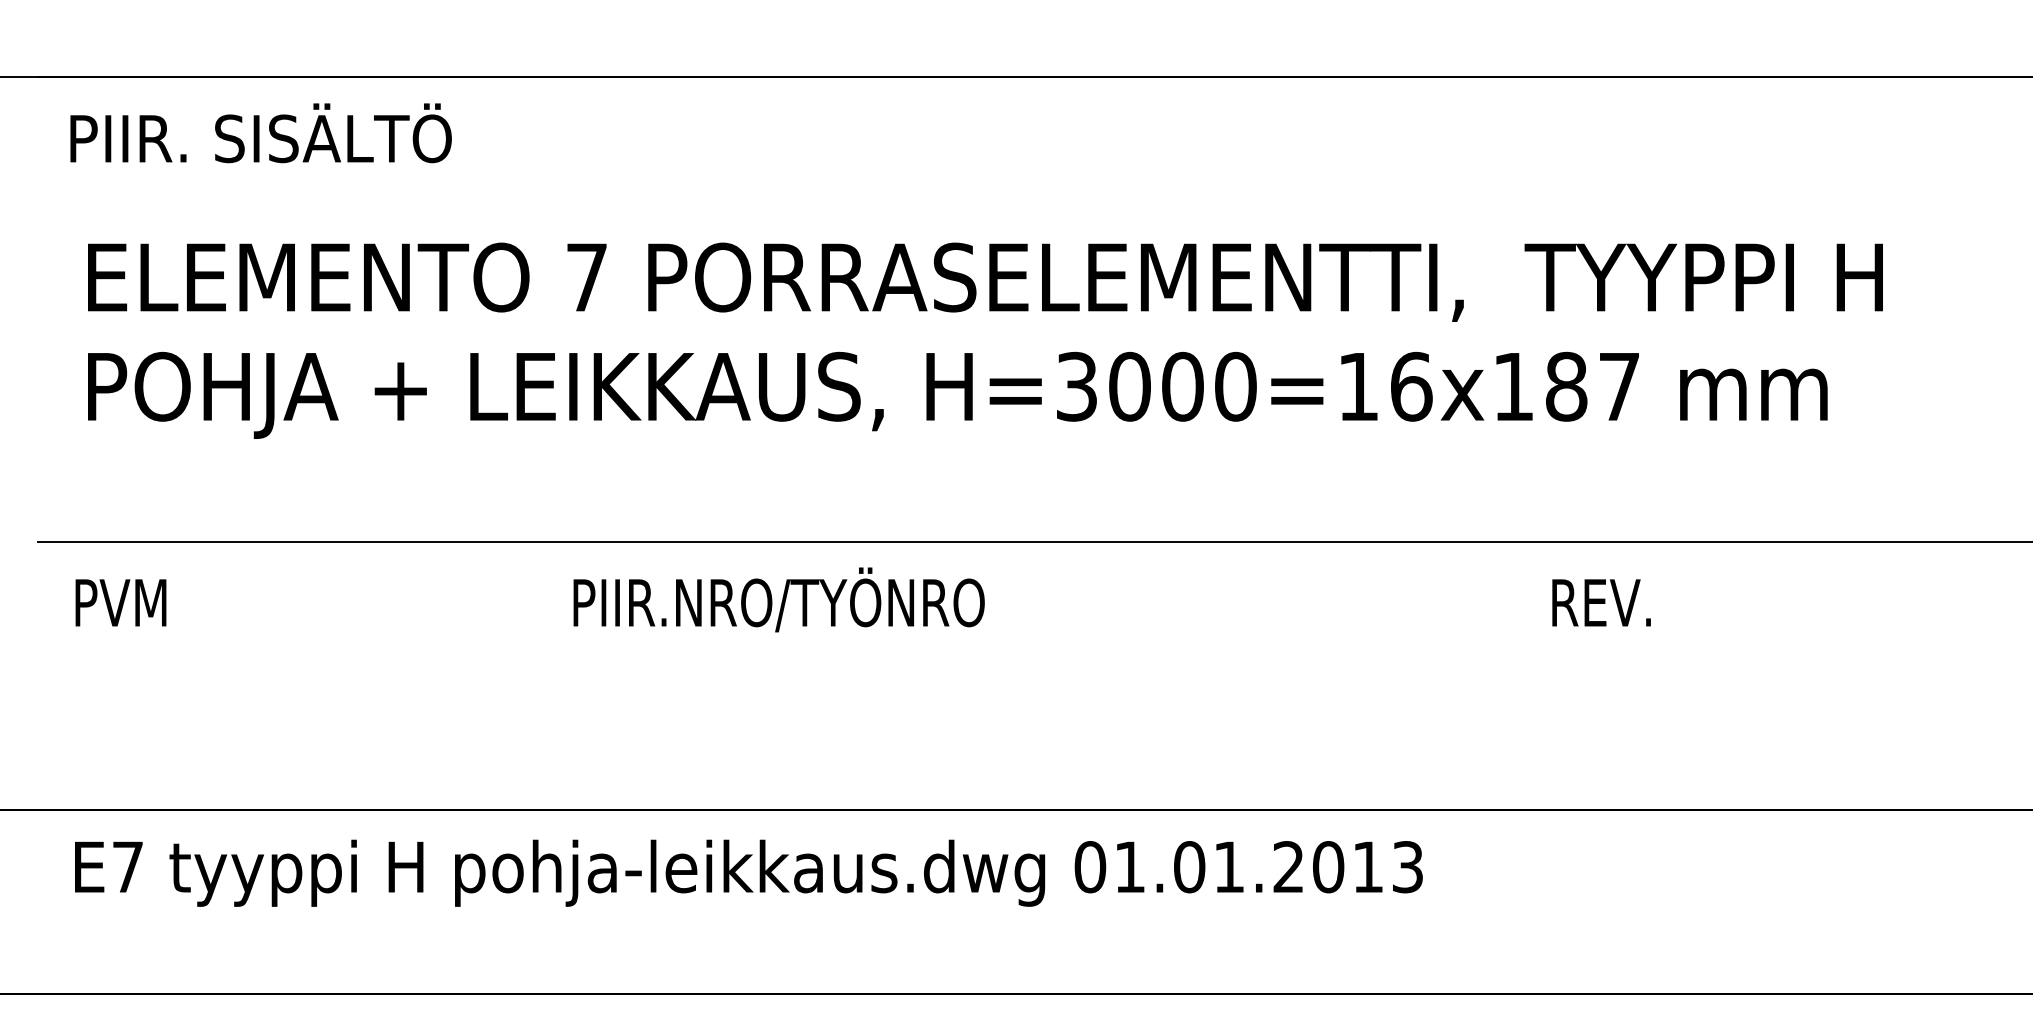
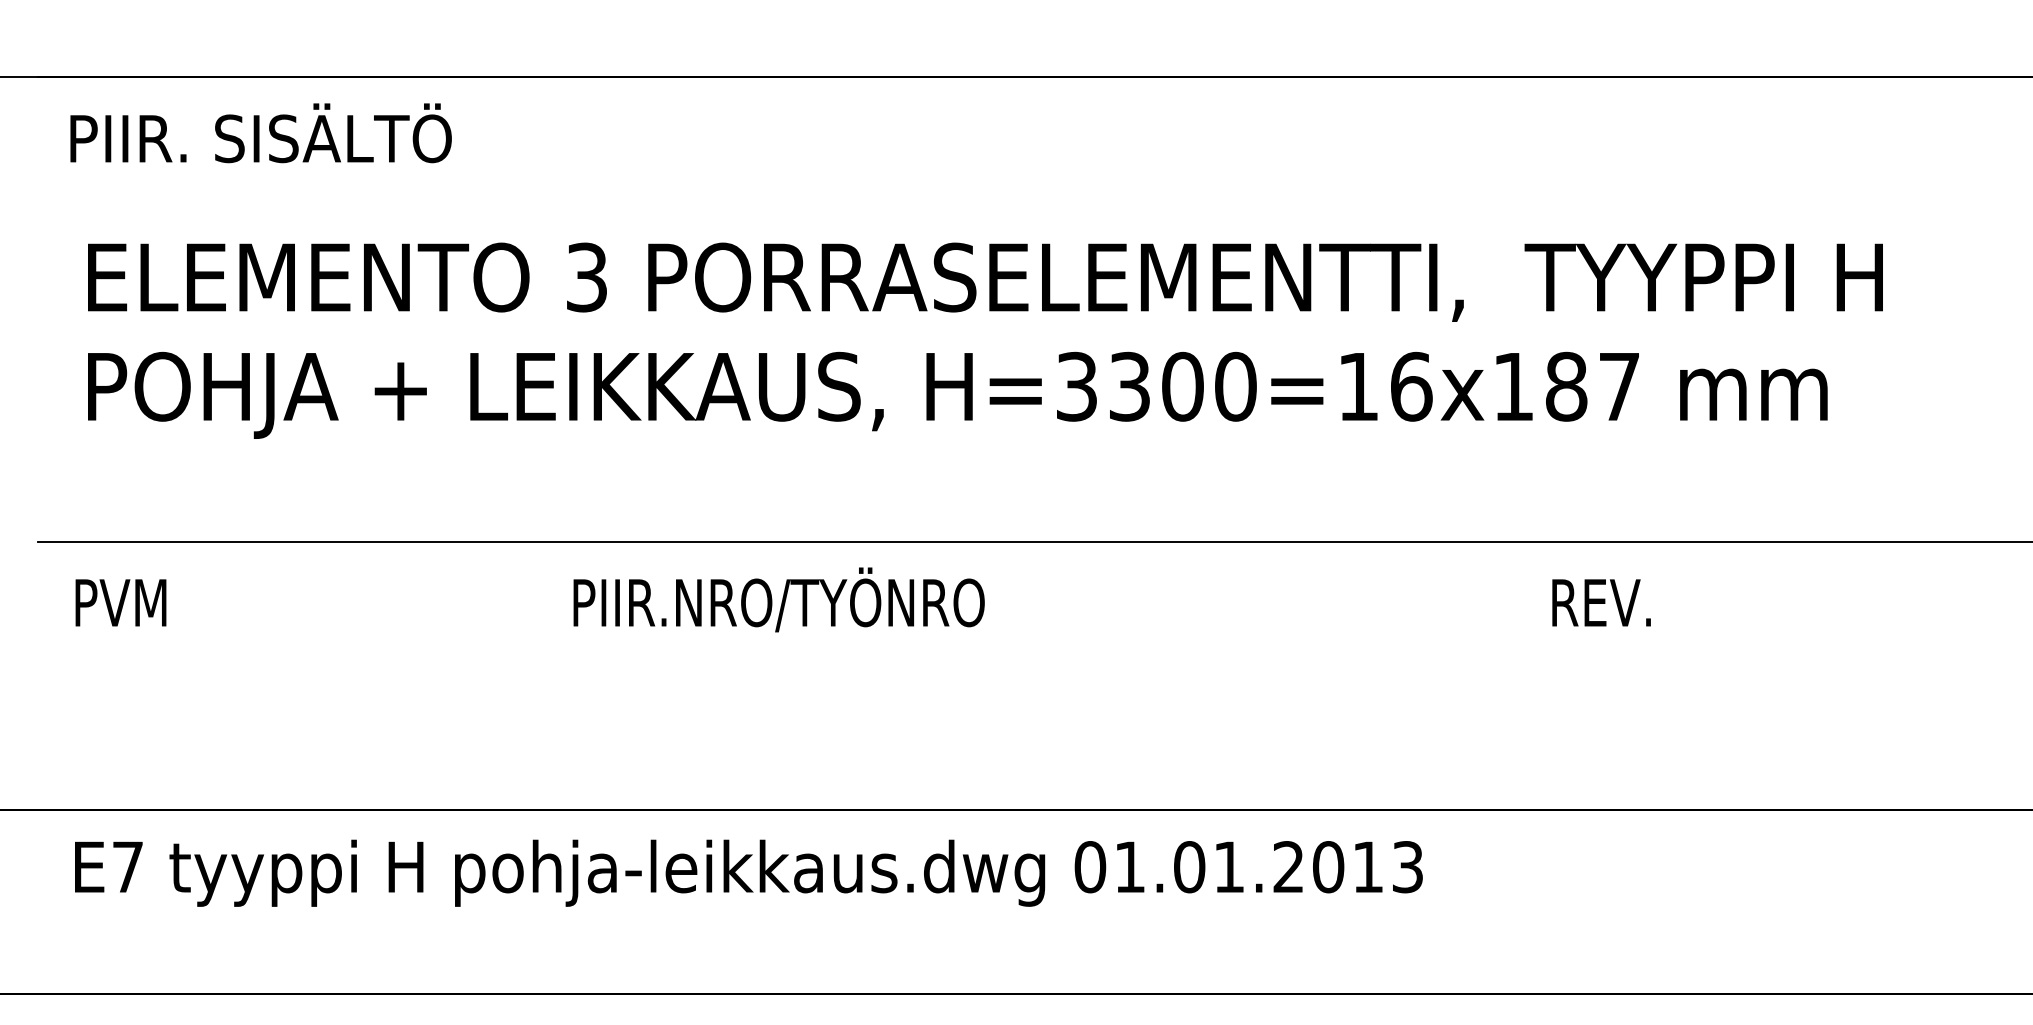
text: 7 -> 3 (586, 277)
text: H=3000=16x187 -> H=3300=16x187 (1129, 386)
